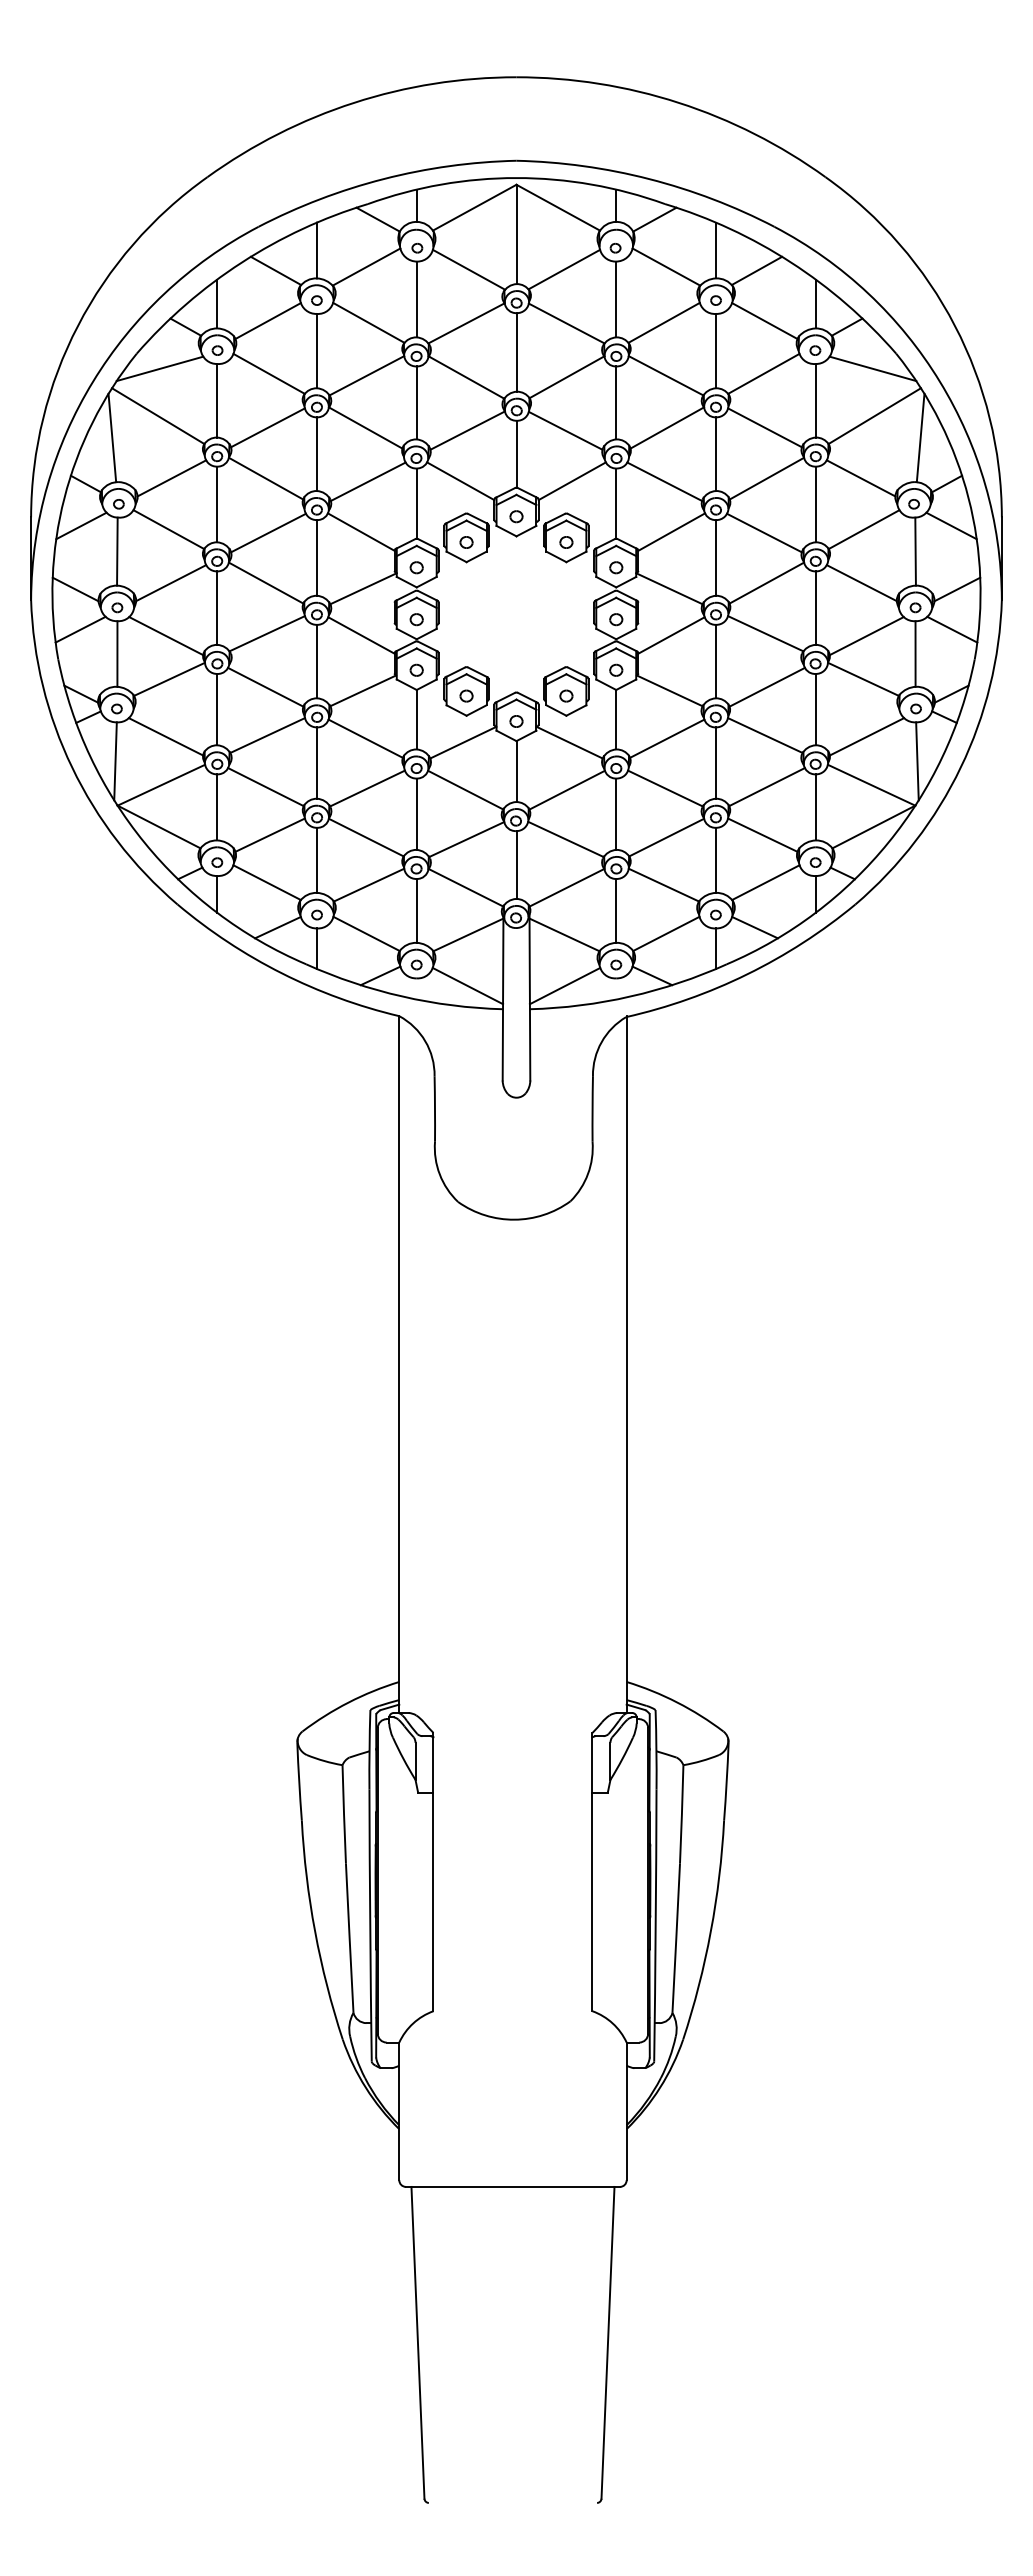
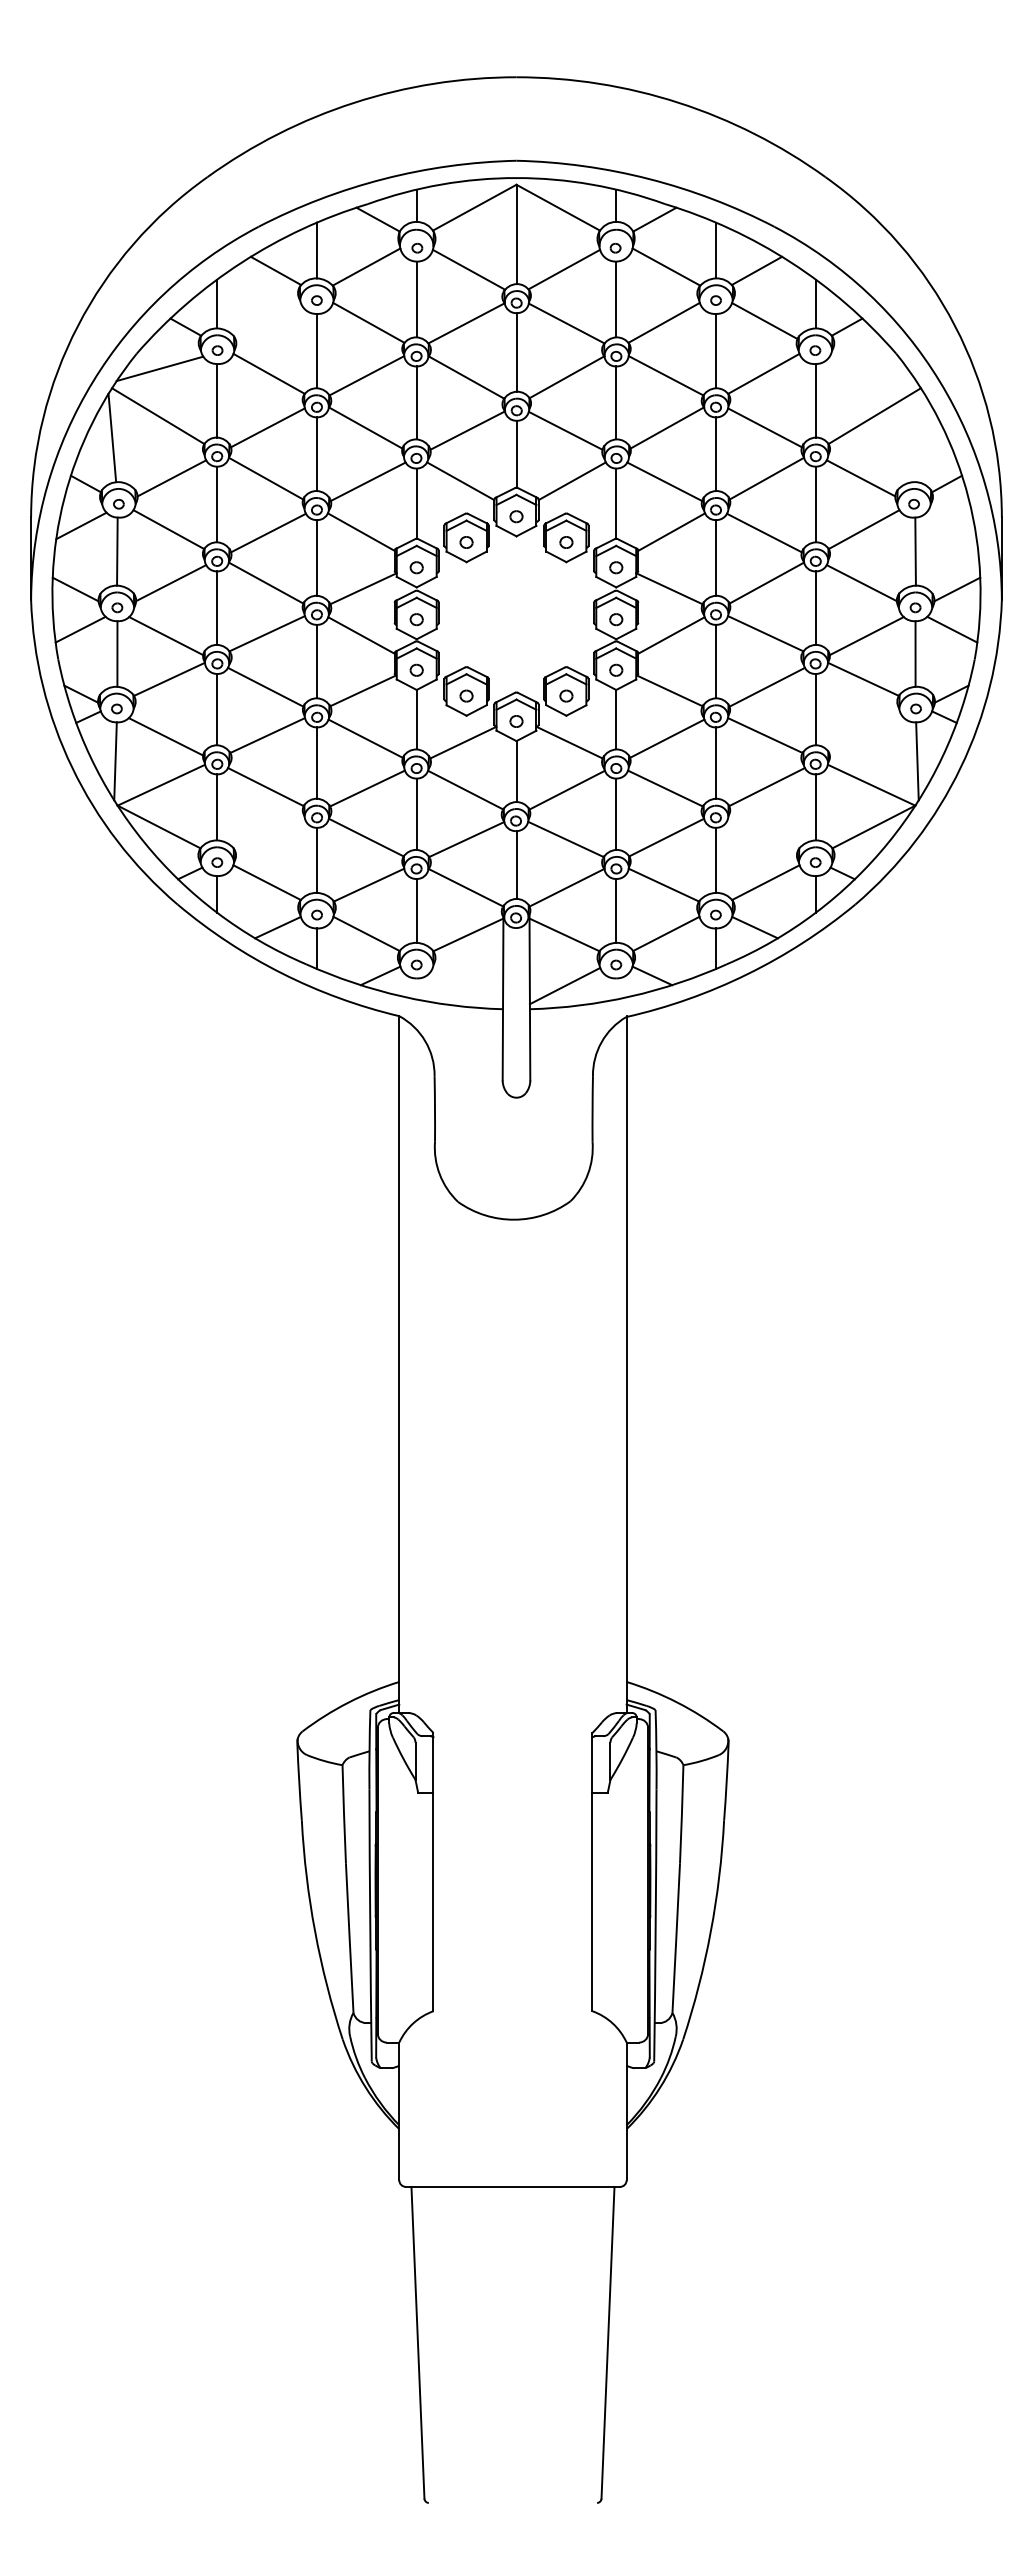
line: present -> none (267, 321)
line: present -> none (872, 368)
line: present -> none (920, 437)
line: present -> none (951, 525)
line: present -> none (866, 736)
line: present -> none (269, 834)
line: present -> none (762, 834)
line: present -> none (467, 985)
